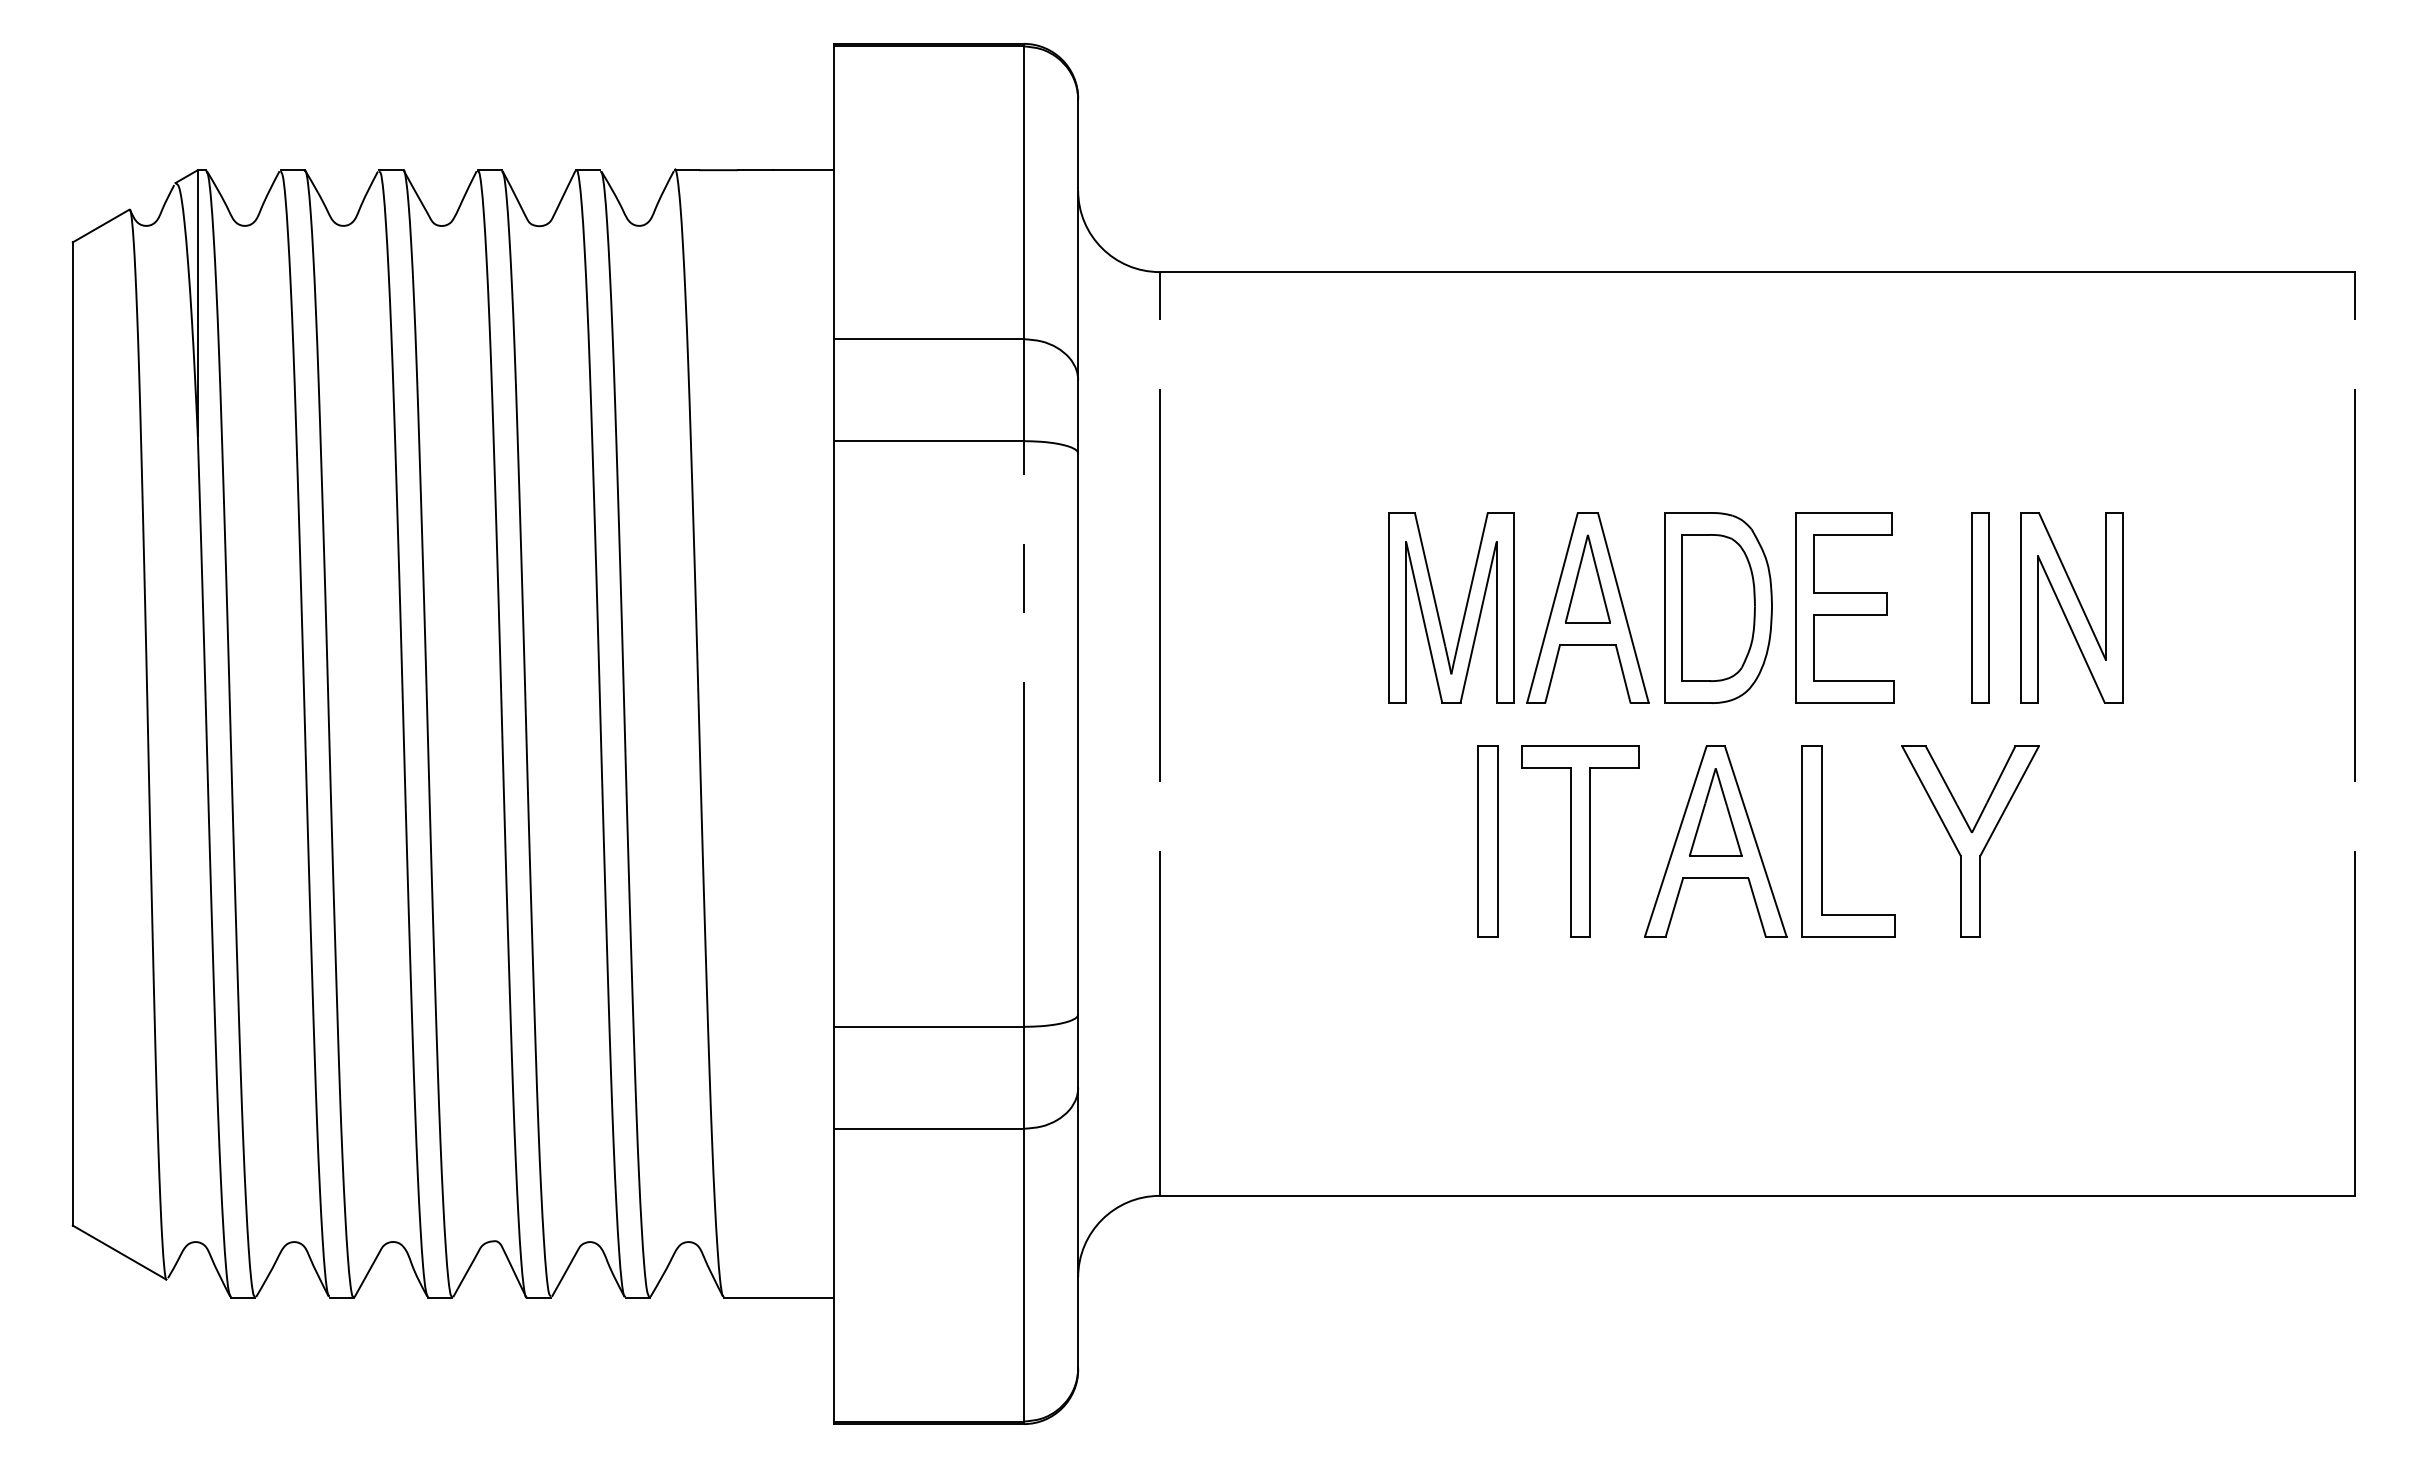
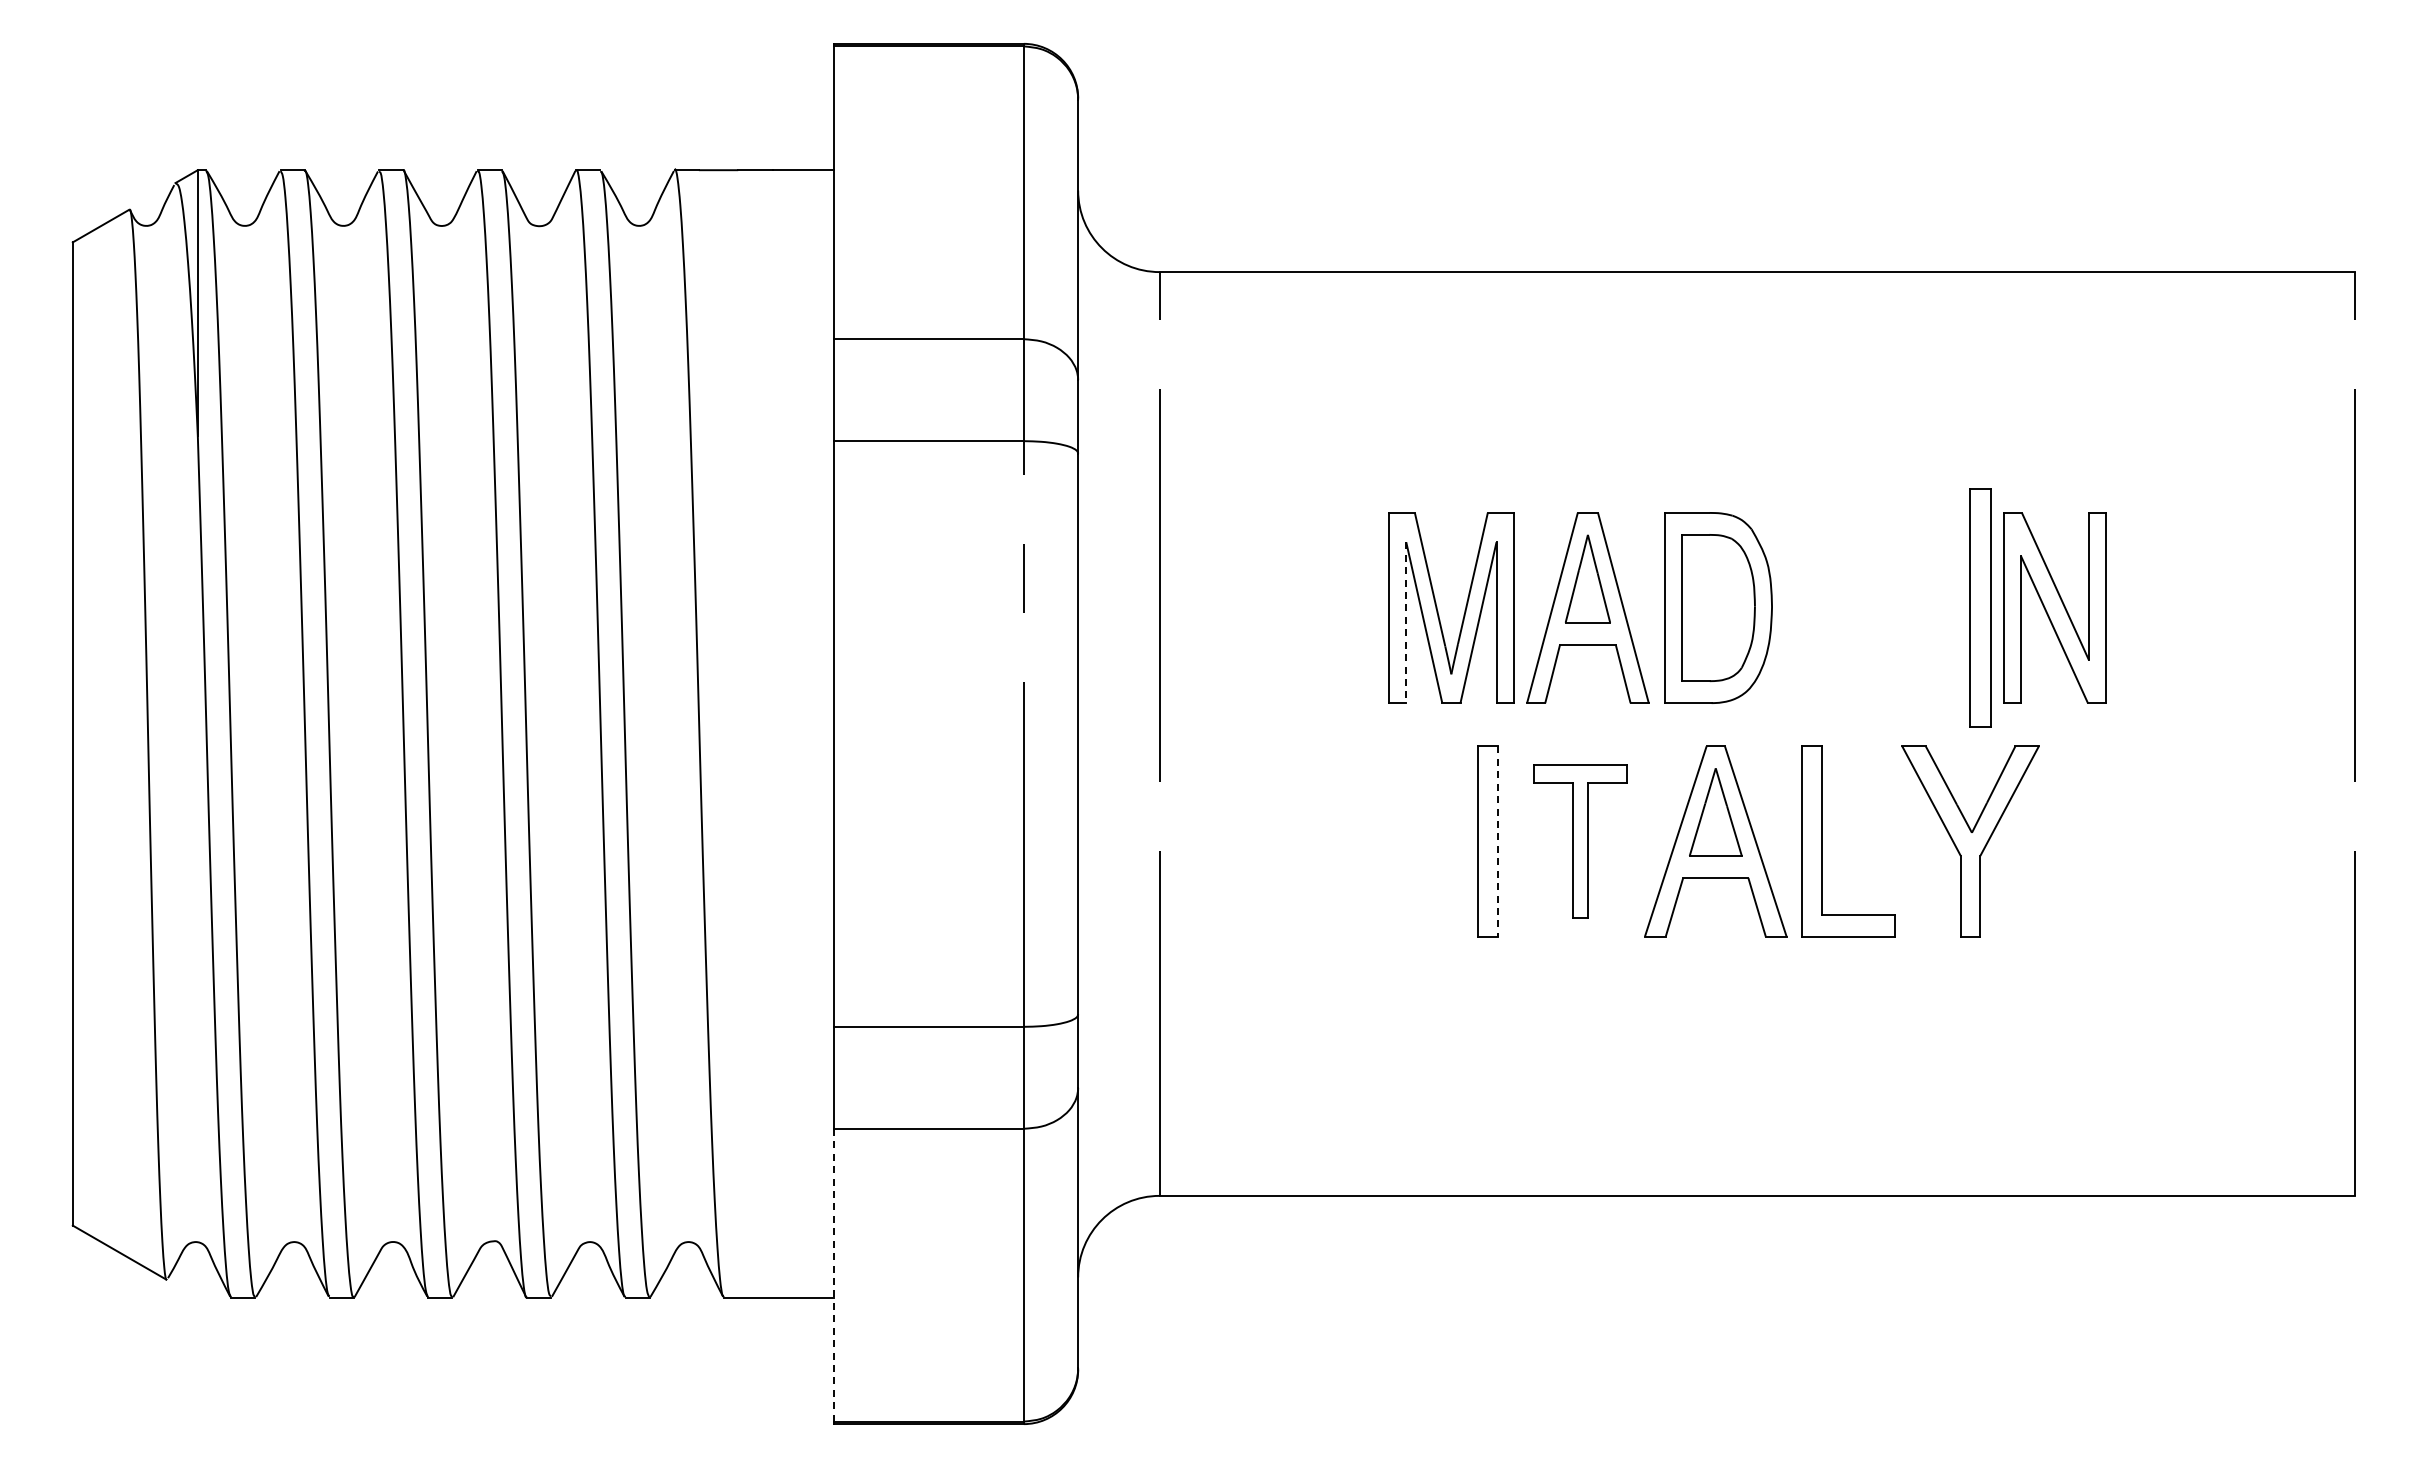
part: present -> none (1844, 607)
part size: 19x192 px -> 23x240 px (1980, 607)
part position: (2071, 607) -> (2054, 607) (2054, 607)
line: solid -> dashed (1406, 623)
line: solid -> dashed (1497, 841)
part size: 119x193 px -> 95x155 px (1580, 841)
line: solid -> dashed (833, 1275)
